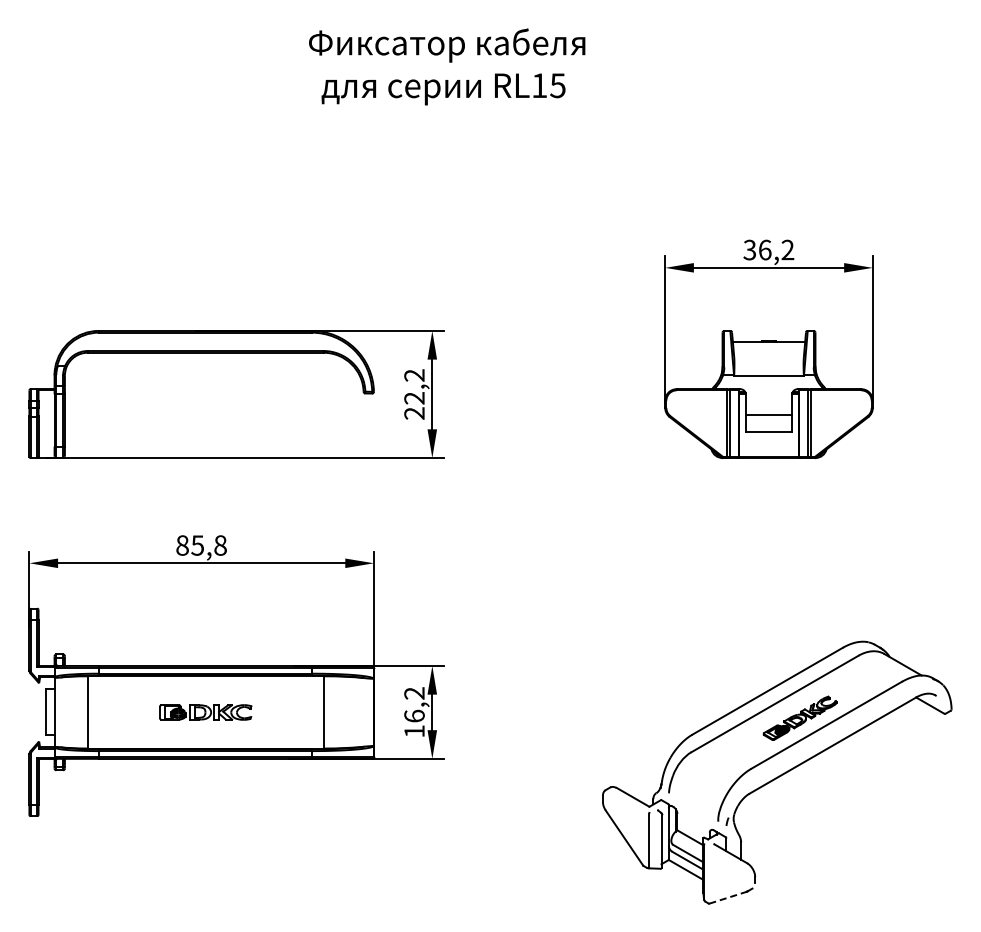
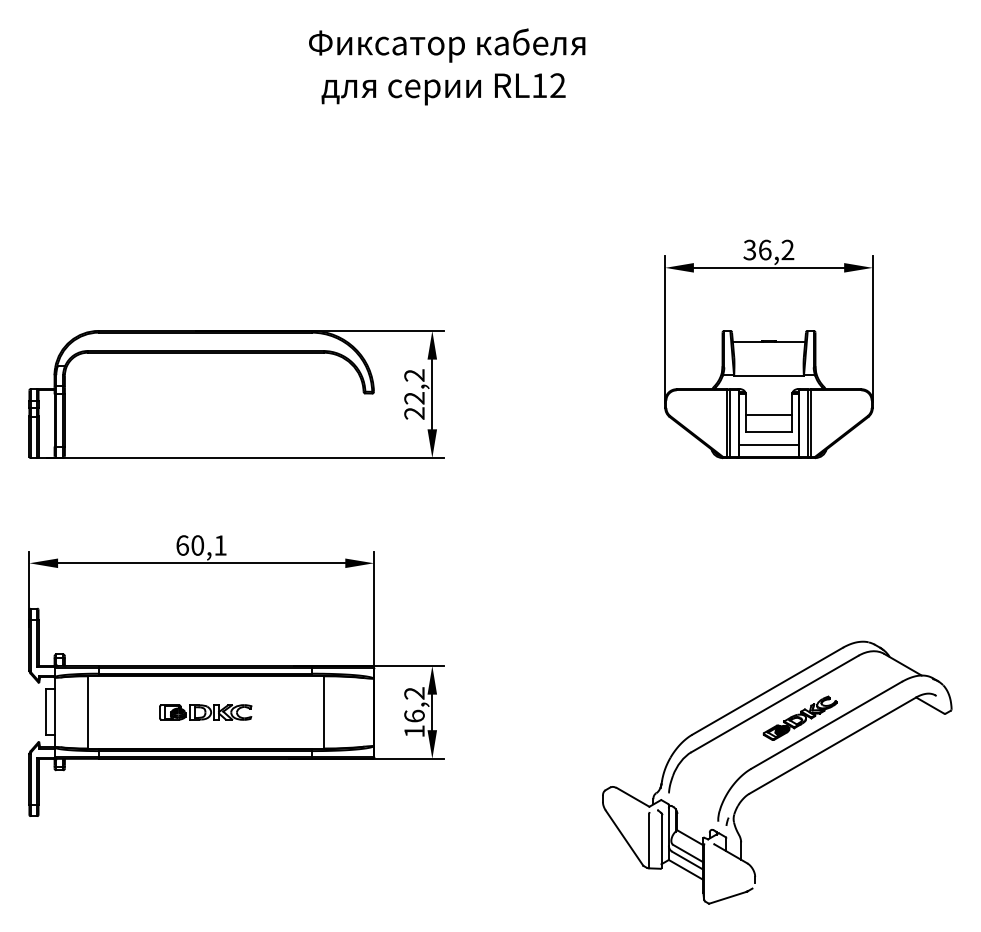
text: RL15 -> RL12 (557, 85)
line: none -> present (768, 444)
text: 85,8 -> 60,1 (201, 545)
line: dashed -> solid (728, 897)
